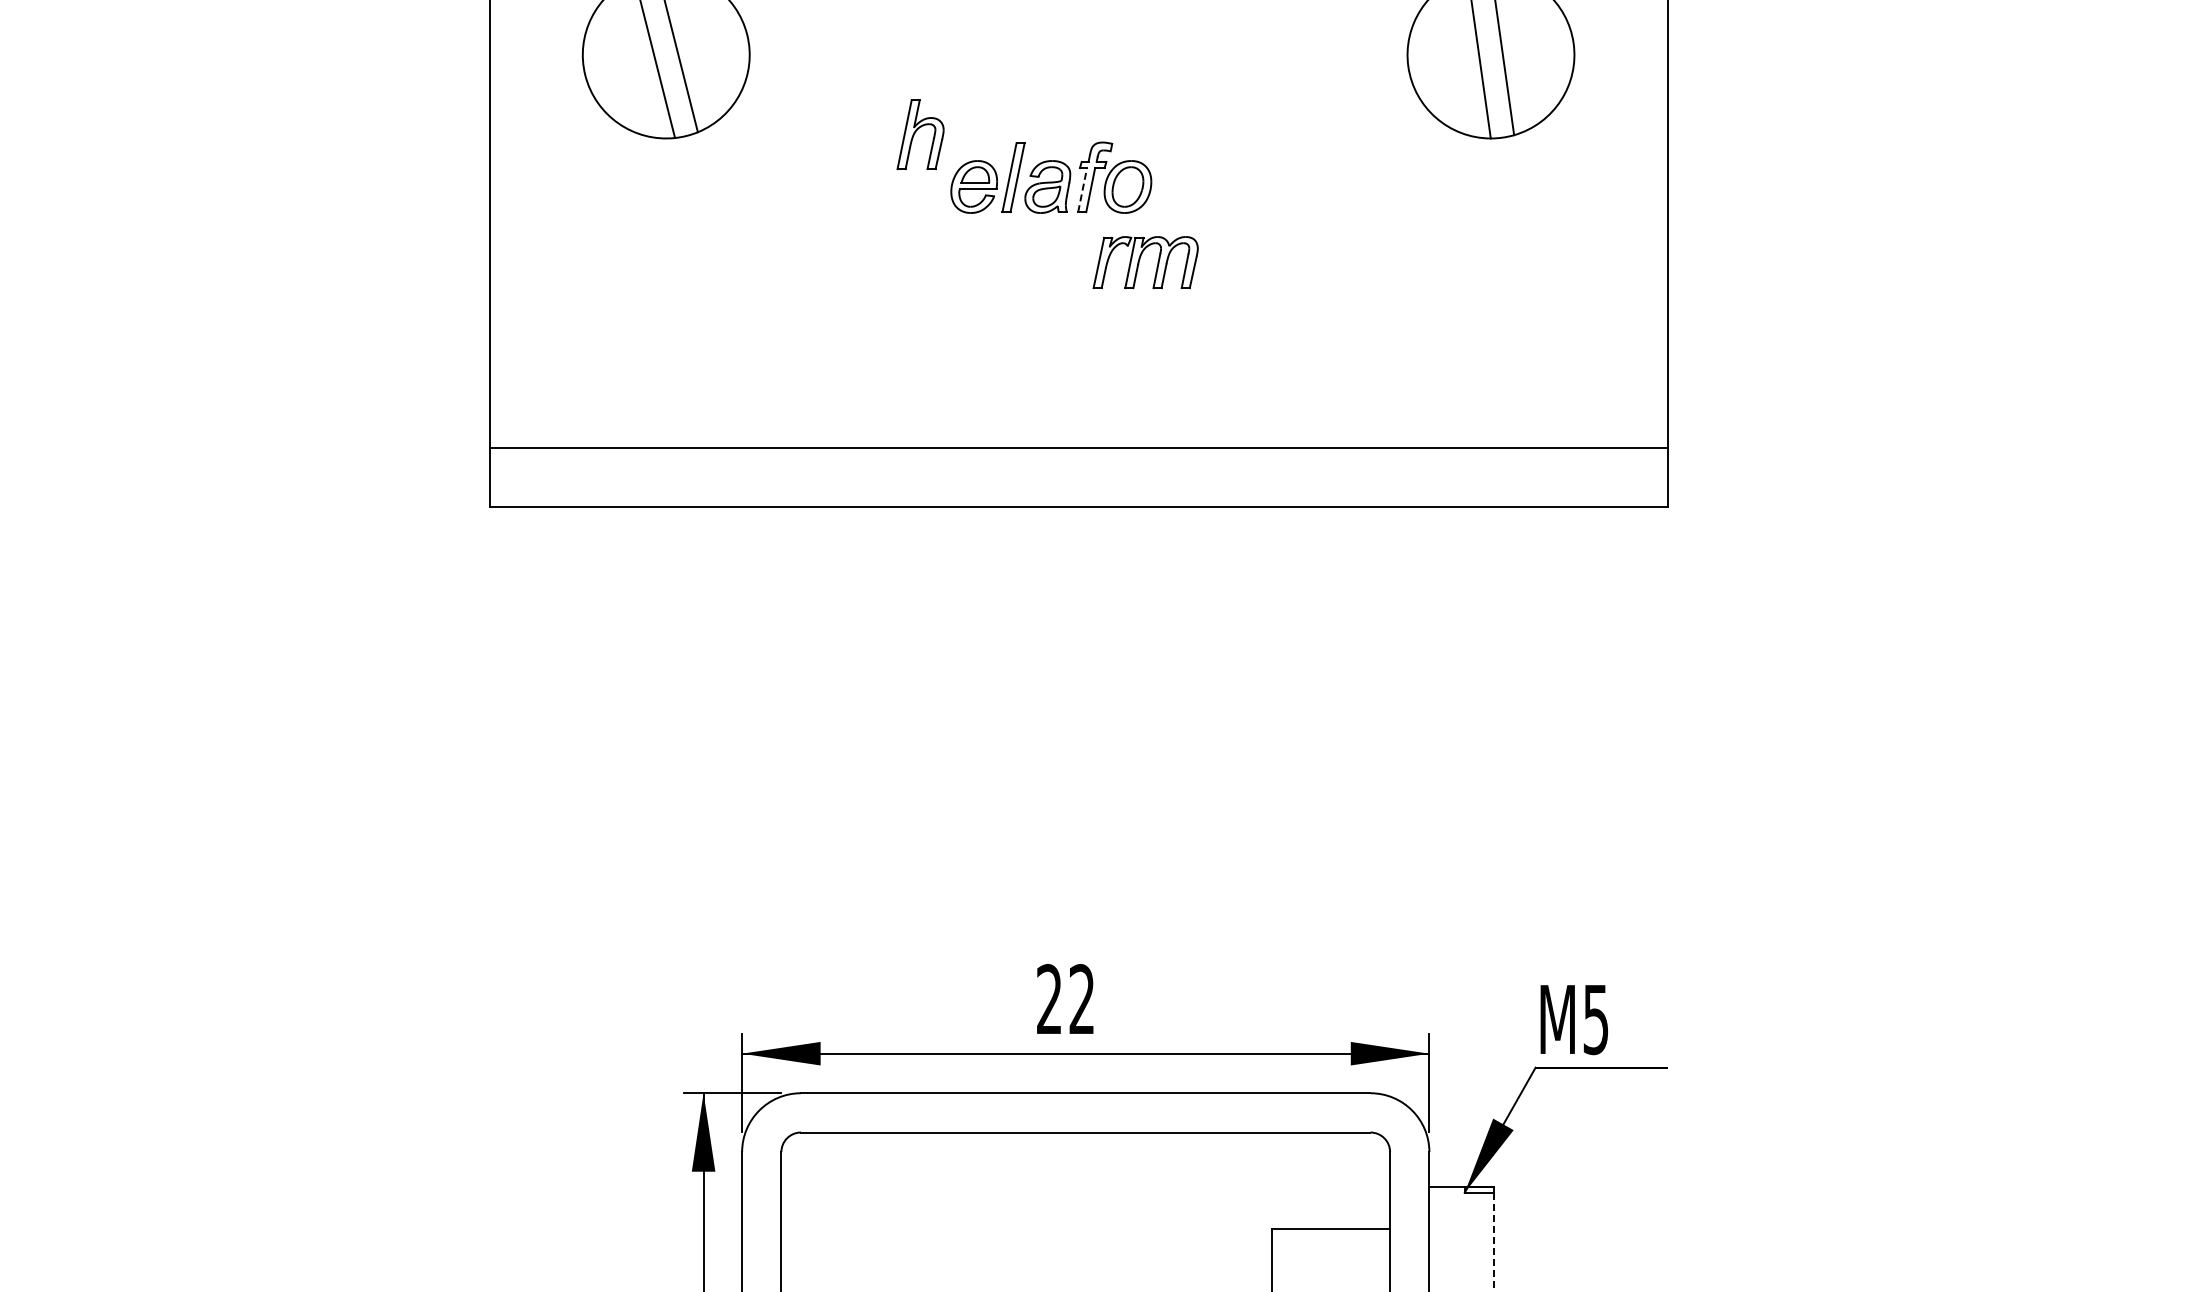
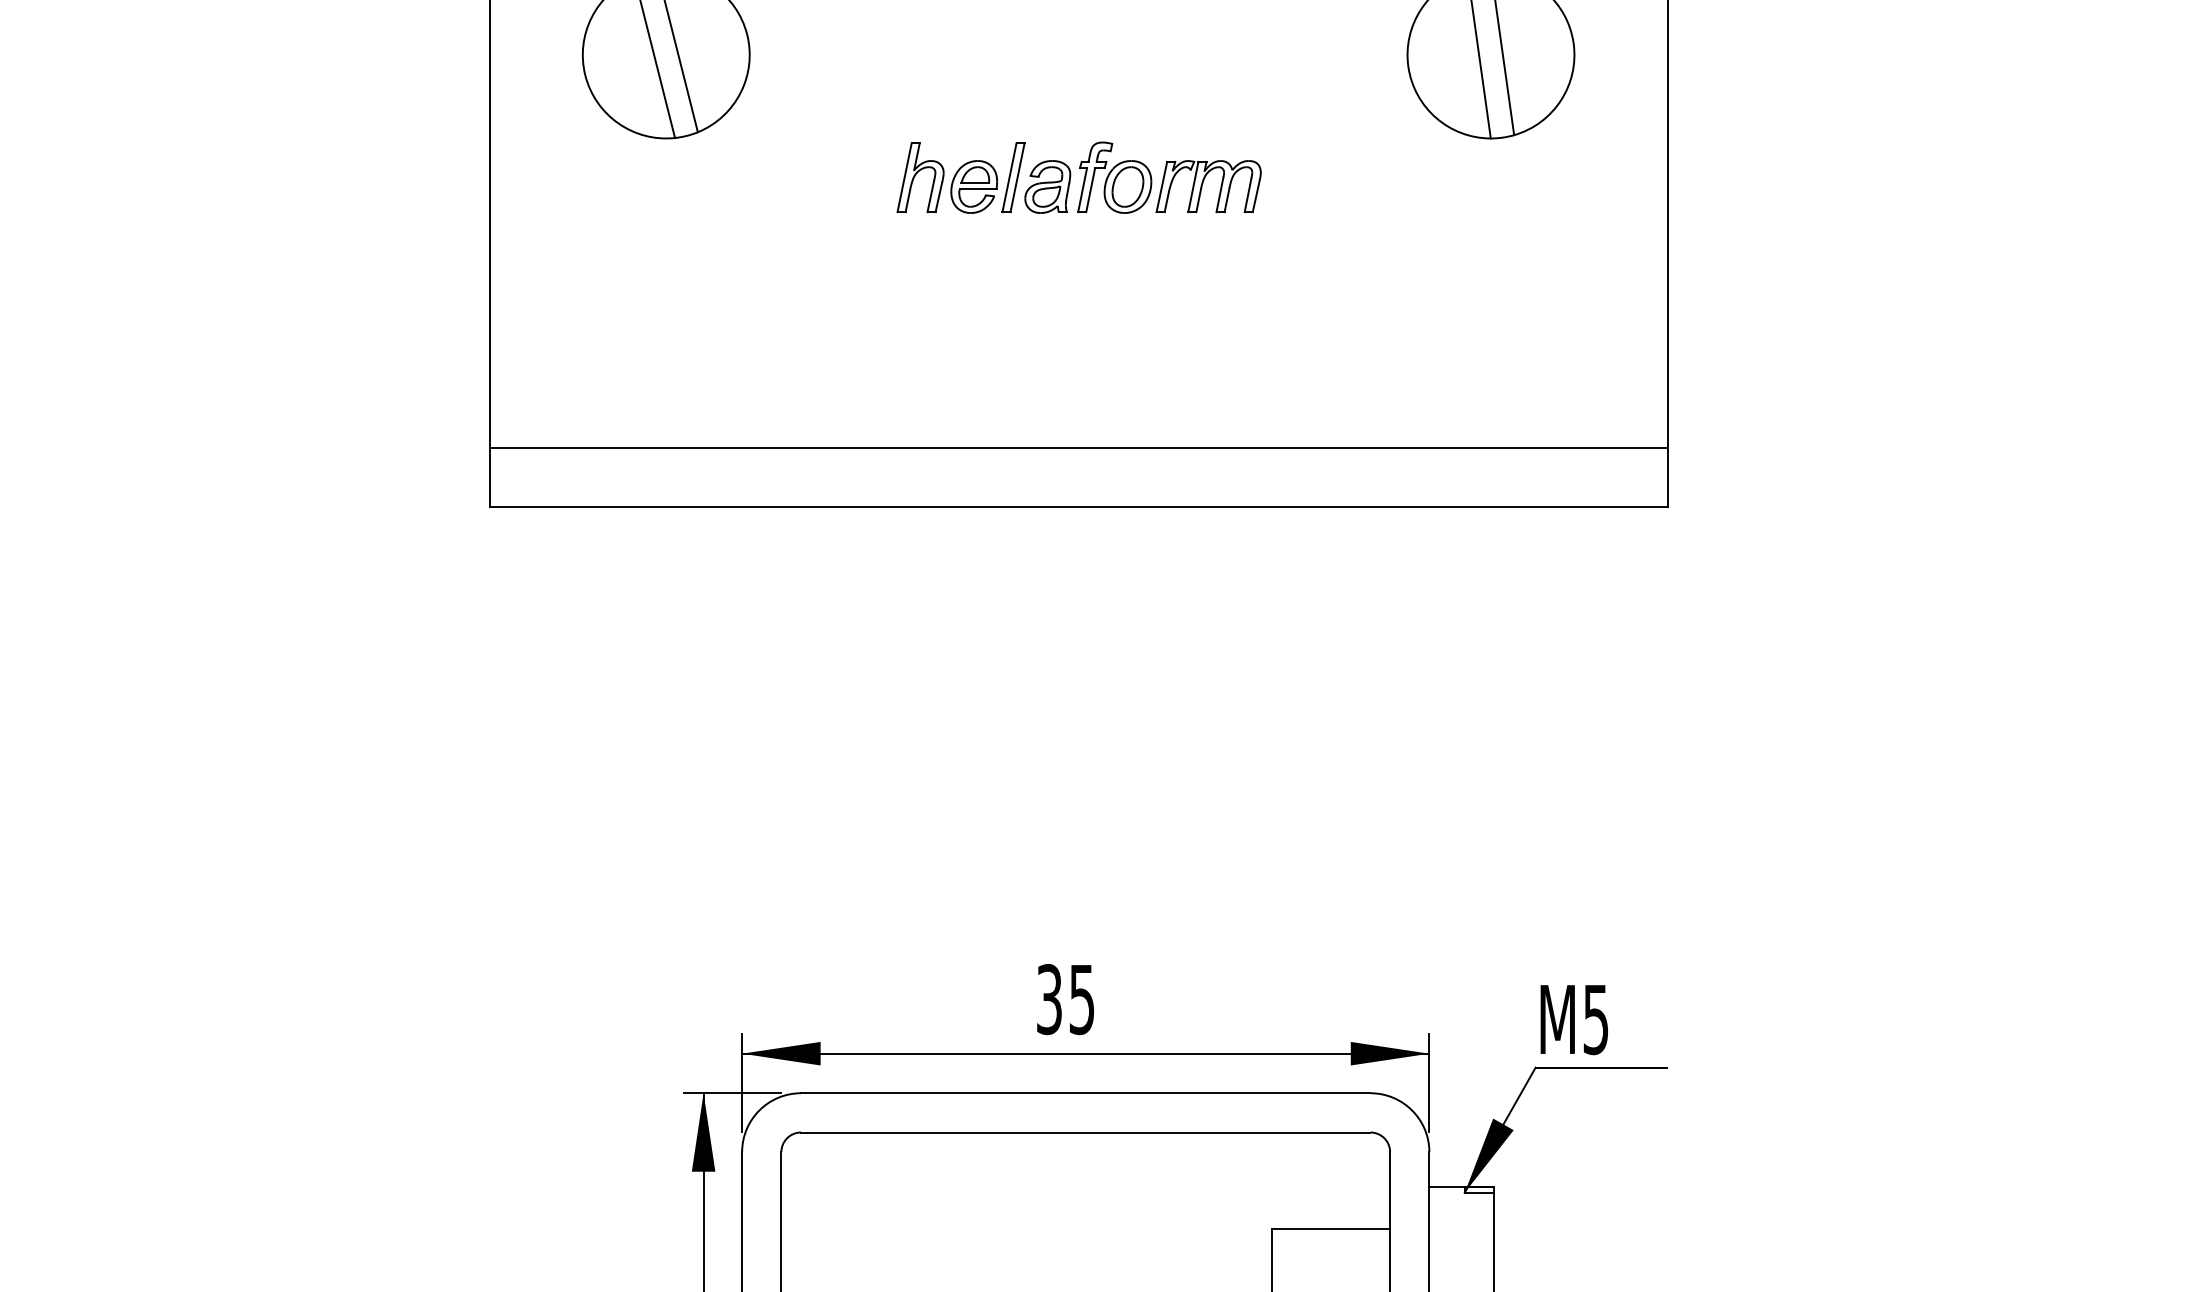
part position: (920, 134) -> (920, 177) (920, 177)
line: dashed -> solid (1082, 189)
part position: (1145, 262) -> (1208, 186) (1208, 186)
text: 22 -> 35 (1065, 999)
line: dashed -> solid (1494, 1242)
